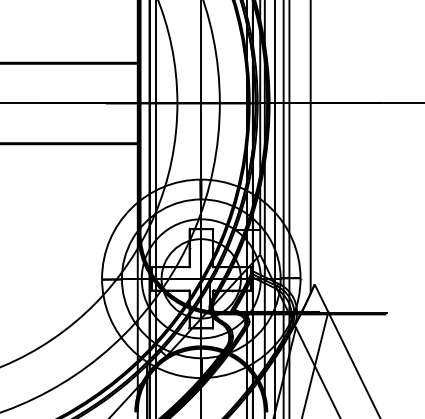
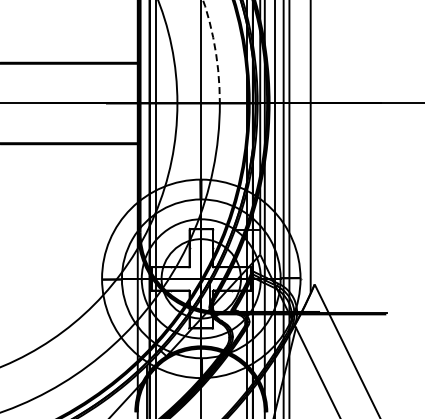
arc: solid -> dashed (215, 50)
line: present -> none (315, 363)
